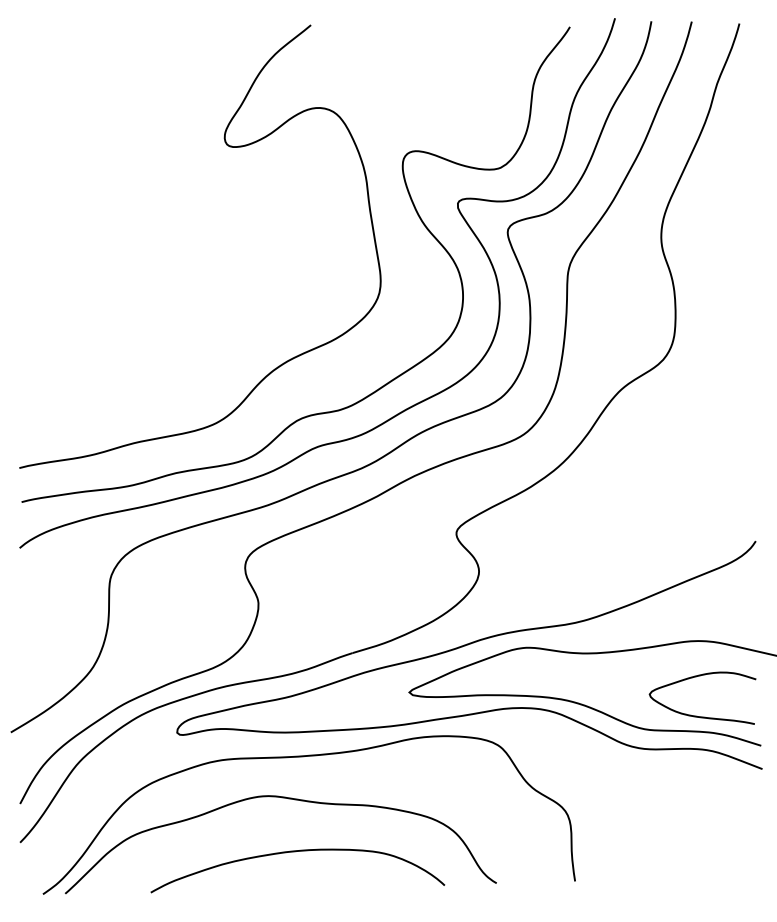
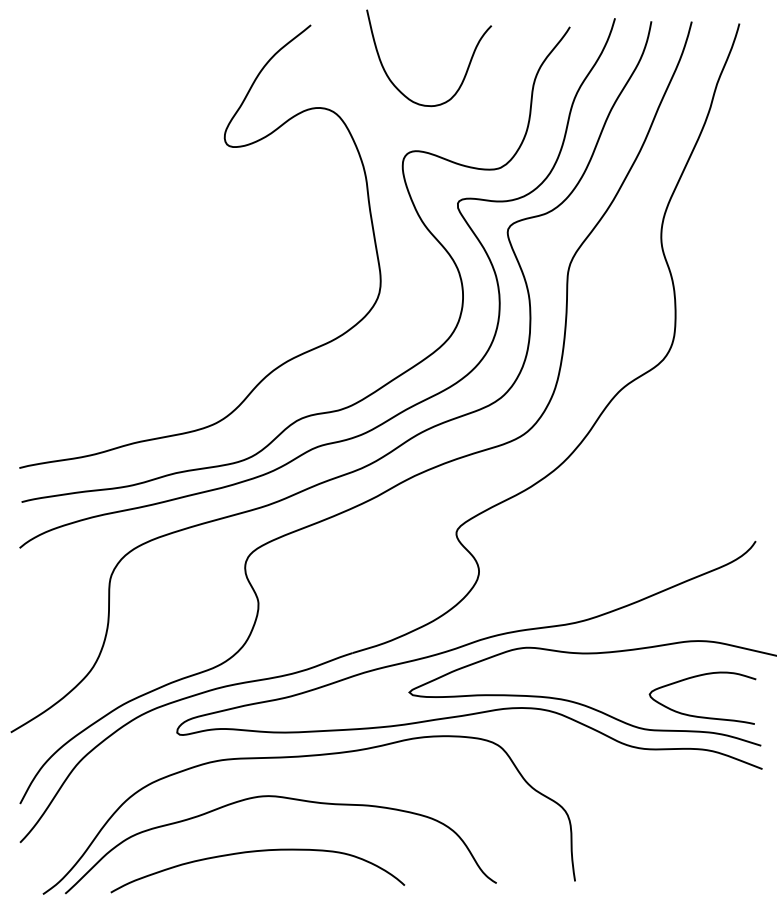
curve: none -> present (464, 74)
curve position: (295, 852) -> (255, 852) (255, 852)
